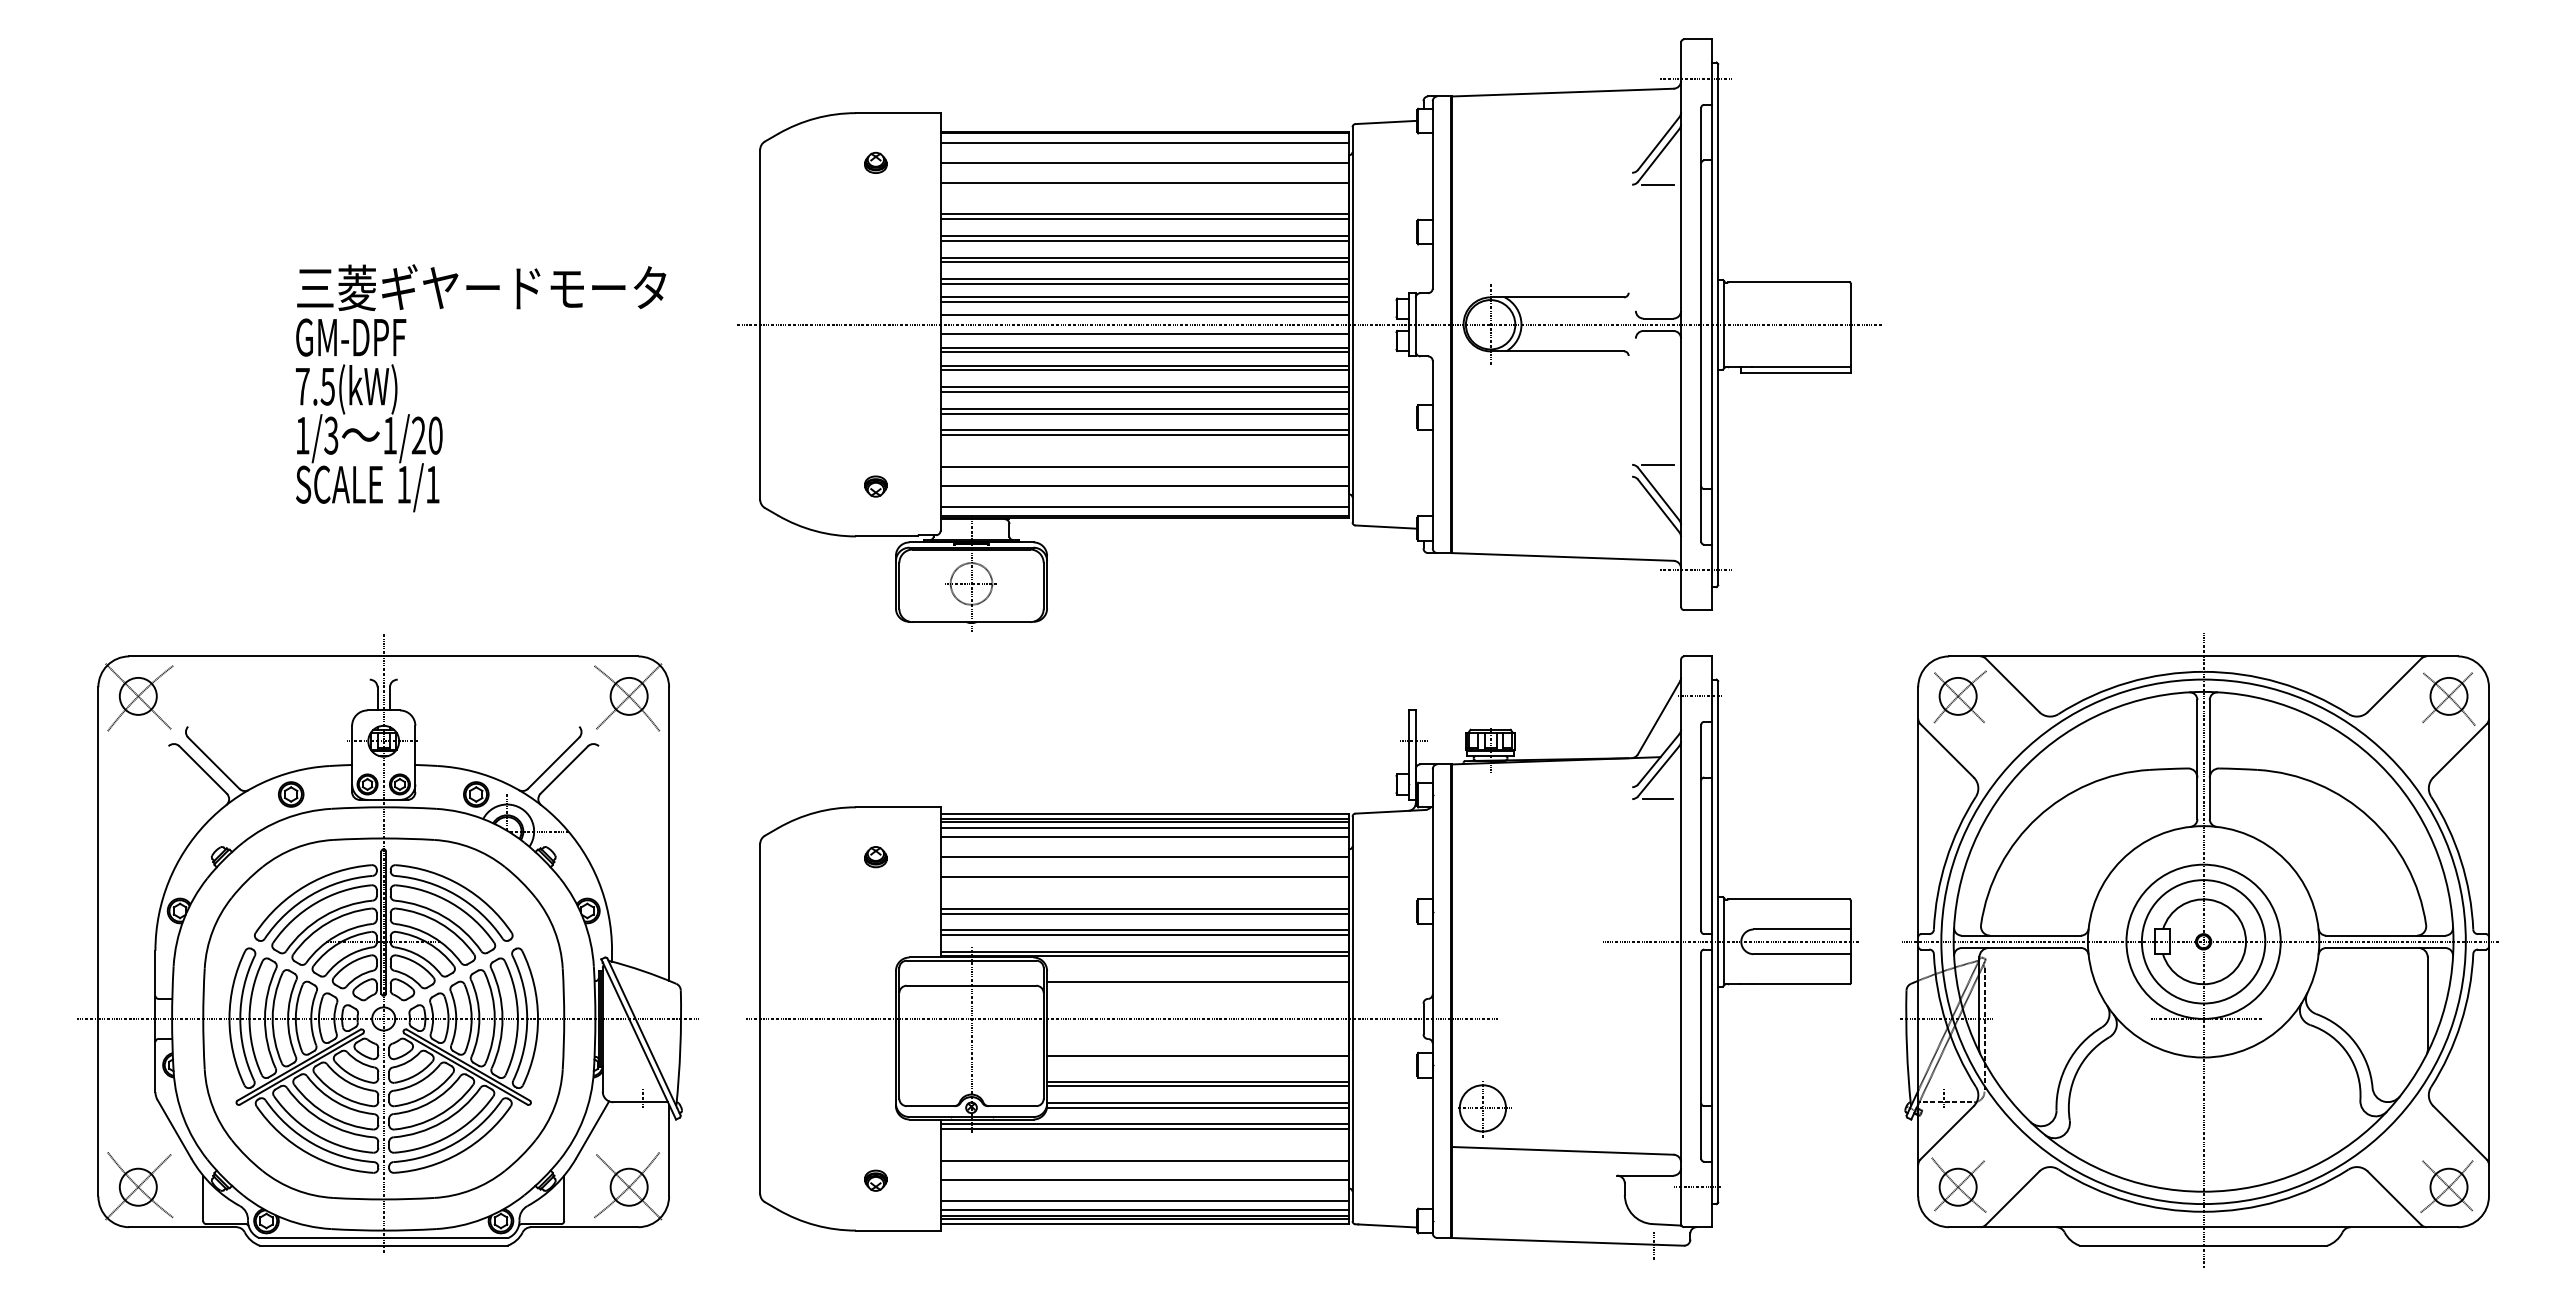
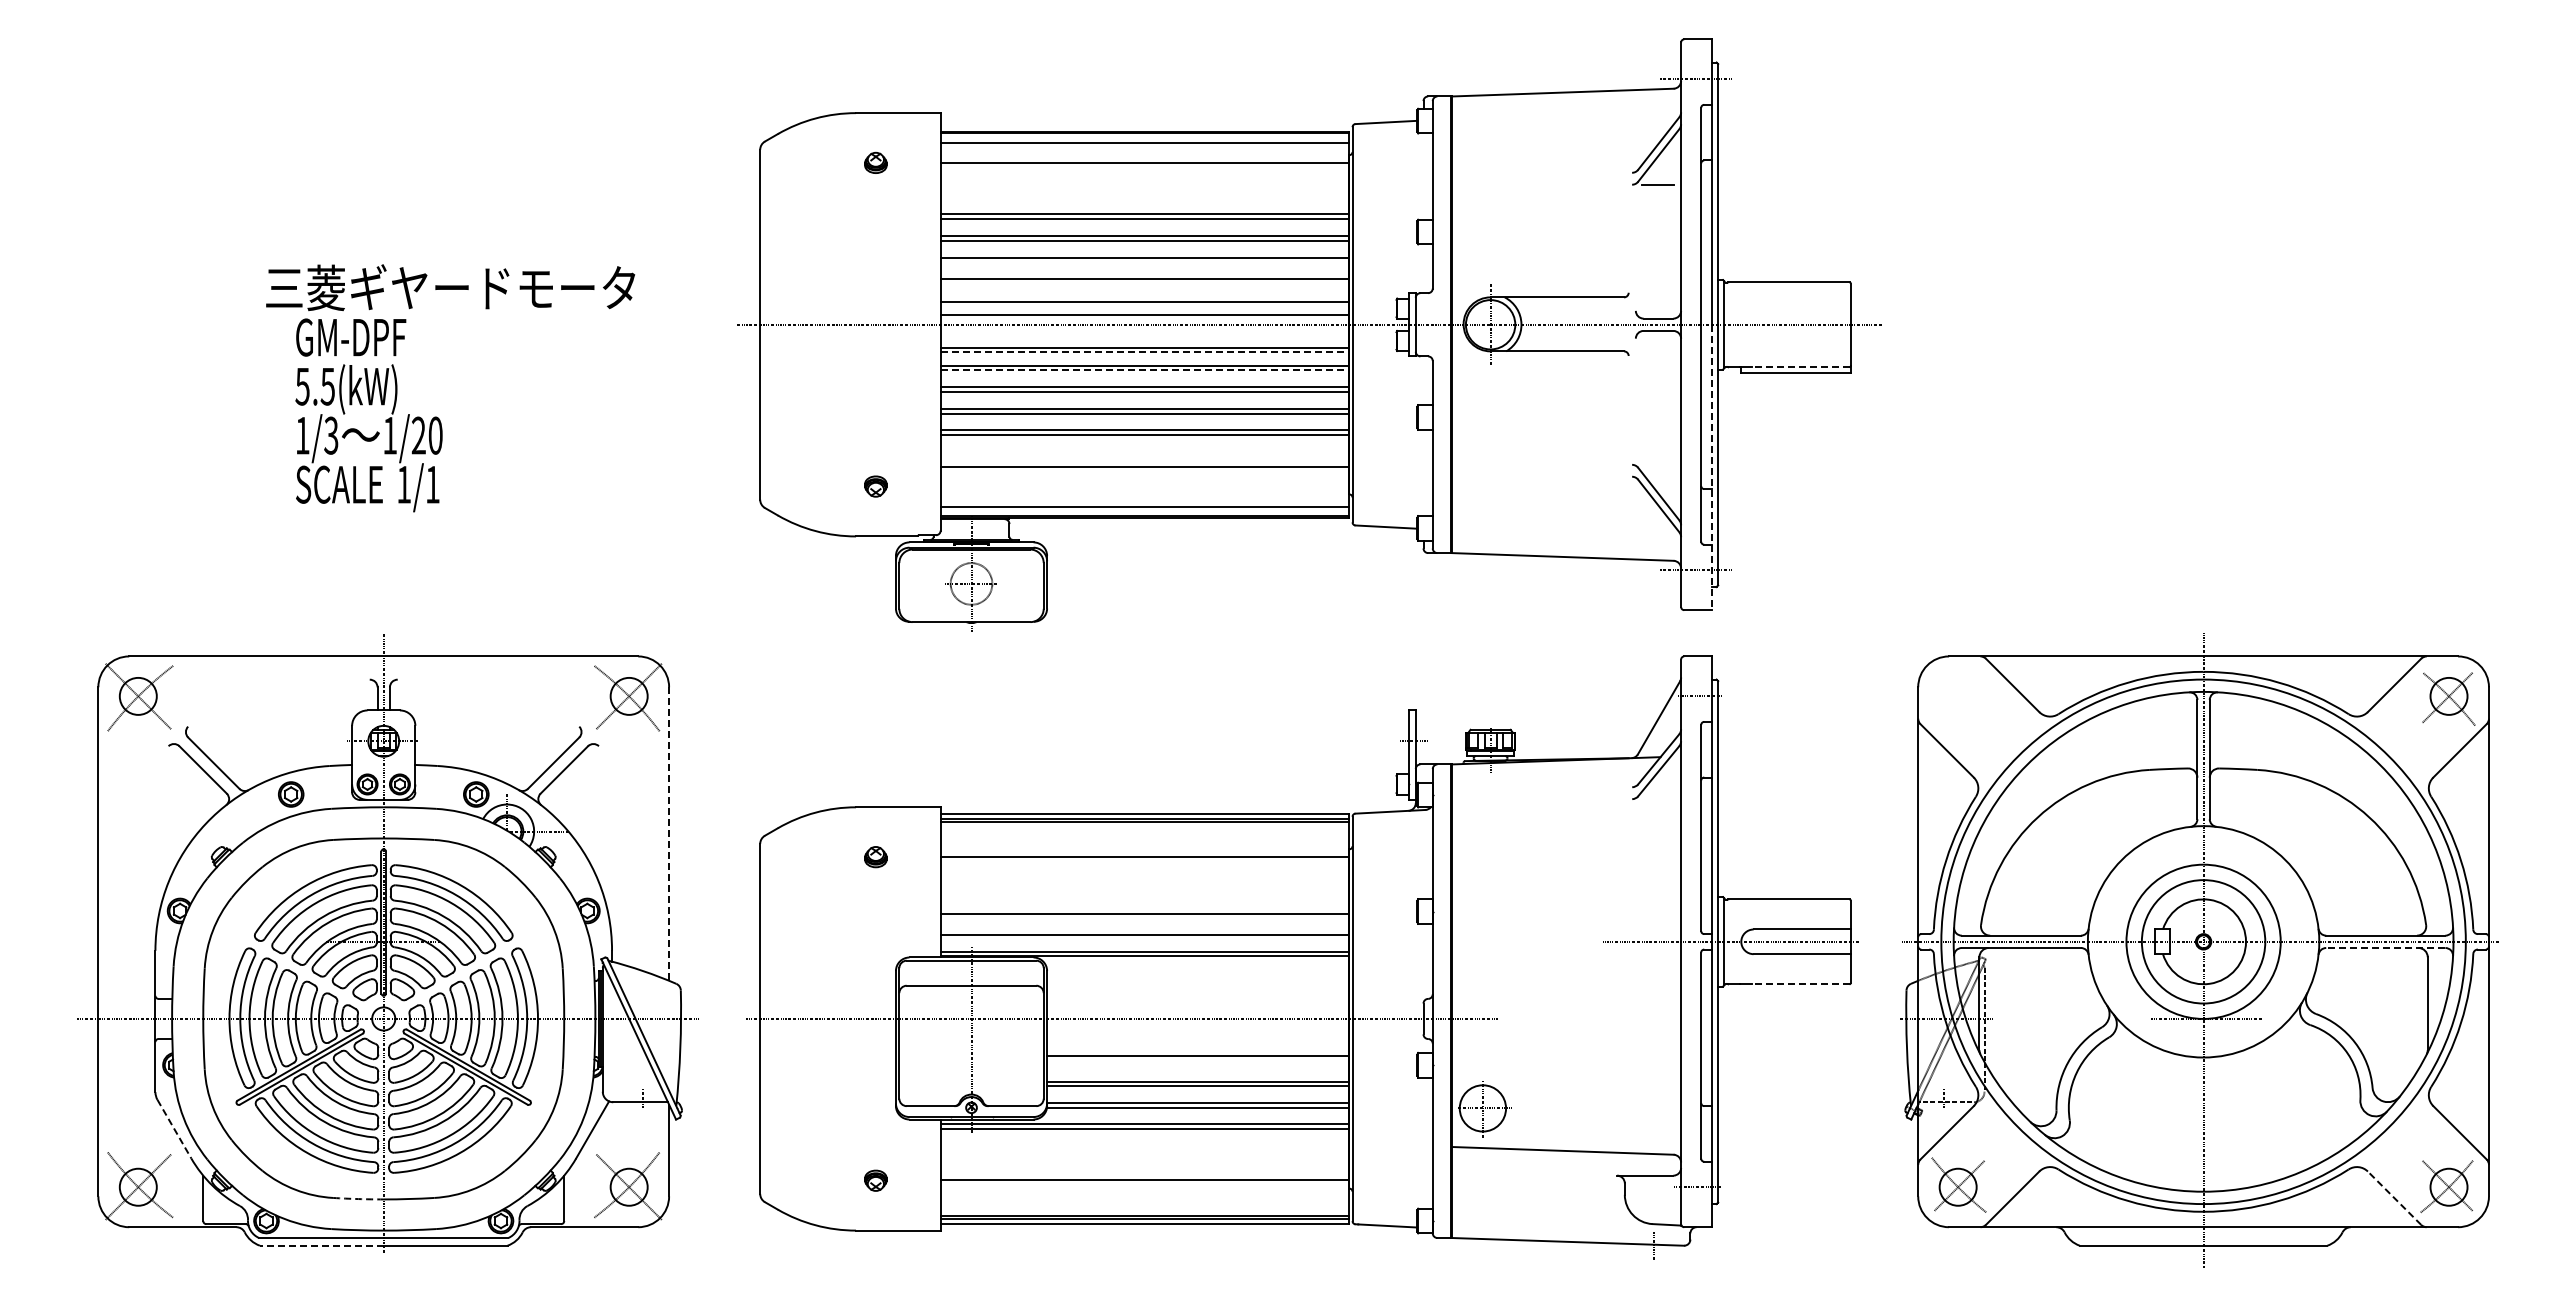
line: present -> none (1144, 182)
line: present -> none (1144, 262)
line: present -> none (1144, 283)
text position: (481, 287) -> (450, 287) (450, 287)
line: present -> none (1144, 297)
line: present -> none (1144, 334)
line: solid -> dashed (1145, 352)
line: solid -> dashed (1800, 367)
line: solid -> dashed (1145, 370)
text: 7.5(kW) -> 5.5(kW) (302, 386)
line: present -> none (1657, 464)
line: solid -> dashed (1711, 467)
line: present -> none (1144, 486)
part: present -> none (1959, 696)
line: present -> none (1657, 799)
line: present -> none (1144, 827)
line: solid -> dashed (669, 834)
line: present -> none (1144, 836)
line: present -> none (1144, 877)
line: present -> none (1144, 908)
line: present -> none (1144, 930)
line: solid -> dashed (2385, 948)
line: present -> none (1198, 981)
line: solid -> dashed (1800, 984)
line: solid -> dashed (174, 1129)
line: present -> none (1144, 1160)
line: solid -> dashed (2394, 1198)
arc: solid -> dashed (358, 1199)
line: present -> none (1144, 1200)
line: present -> none (1144, 1210)
line: solid -> dashed (321, 1245)
